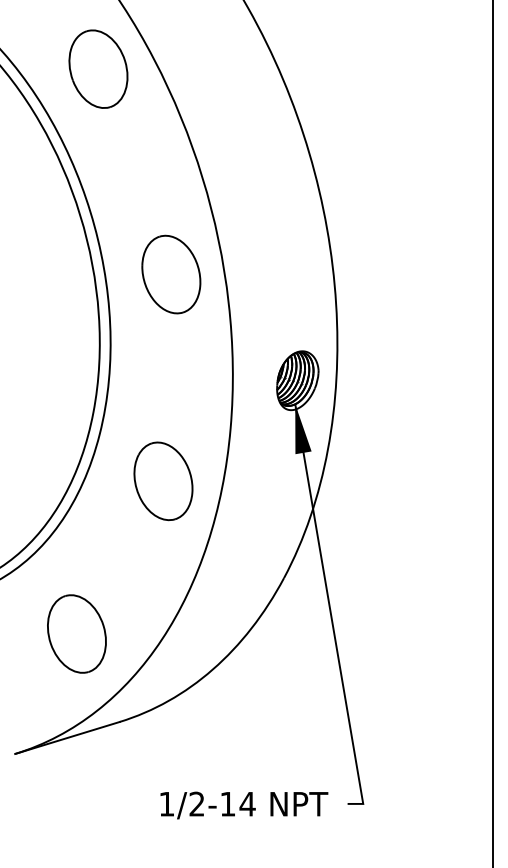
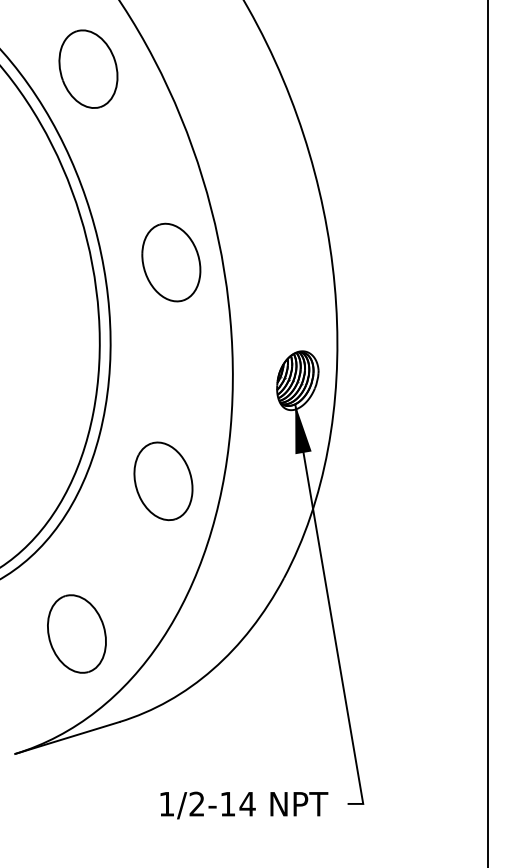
part position: (98, 68) -> (88, 68) (88, 68)
part position: (171, 274) -> (171, 262) (171, 262)
line position: (492, 433) -> (487, 433) (487, 433)
